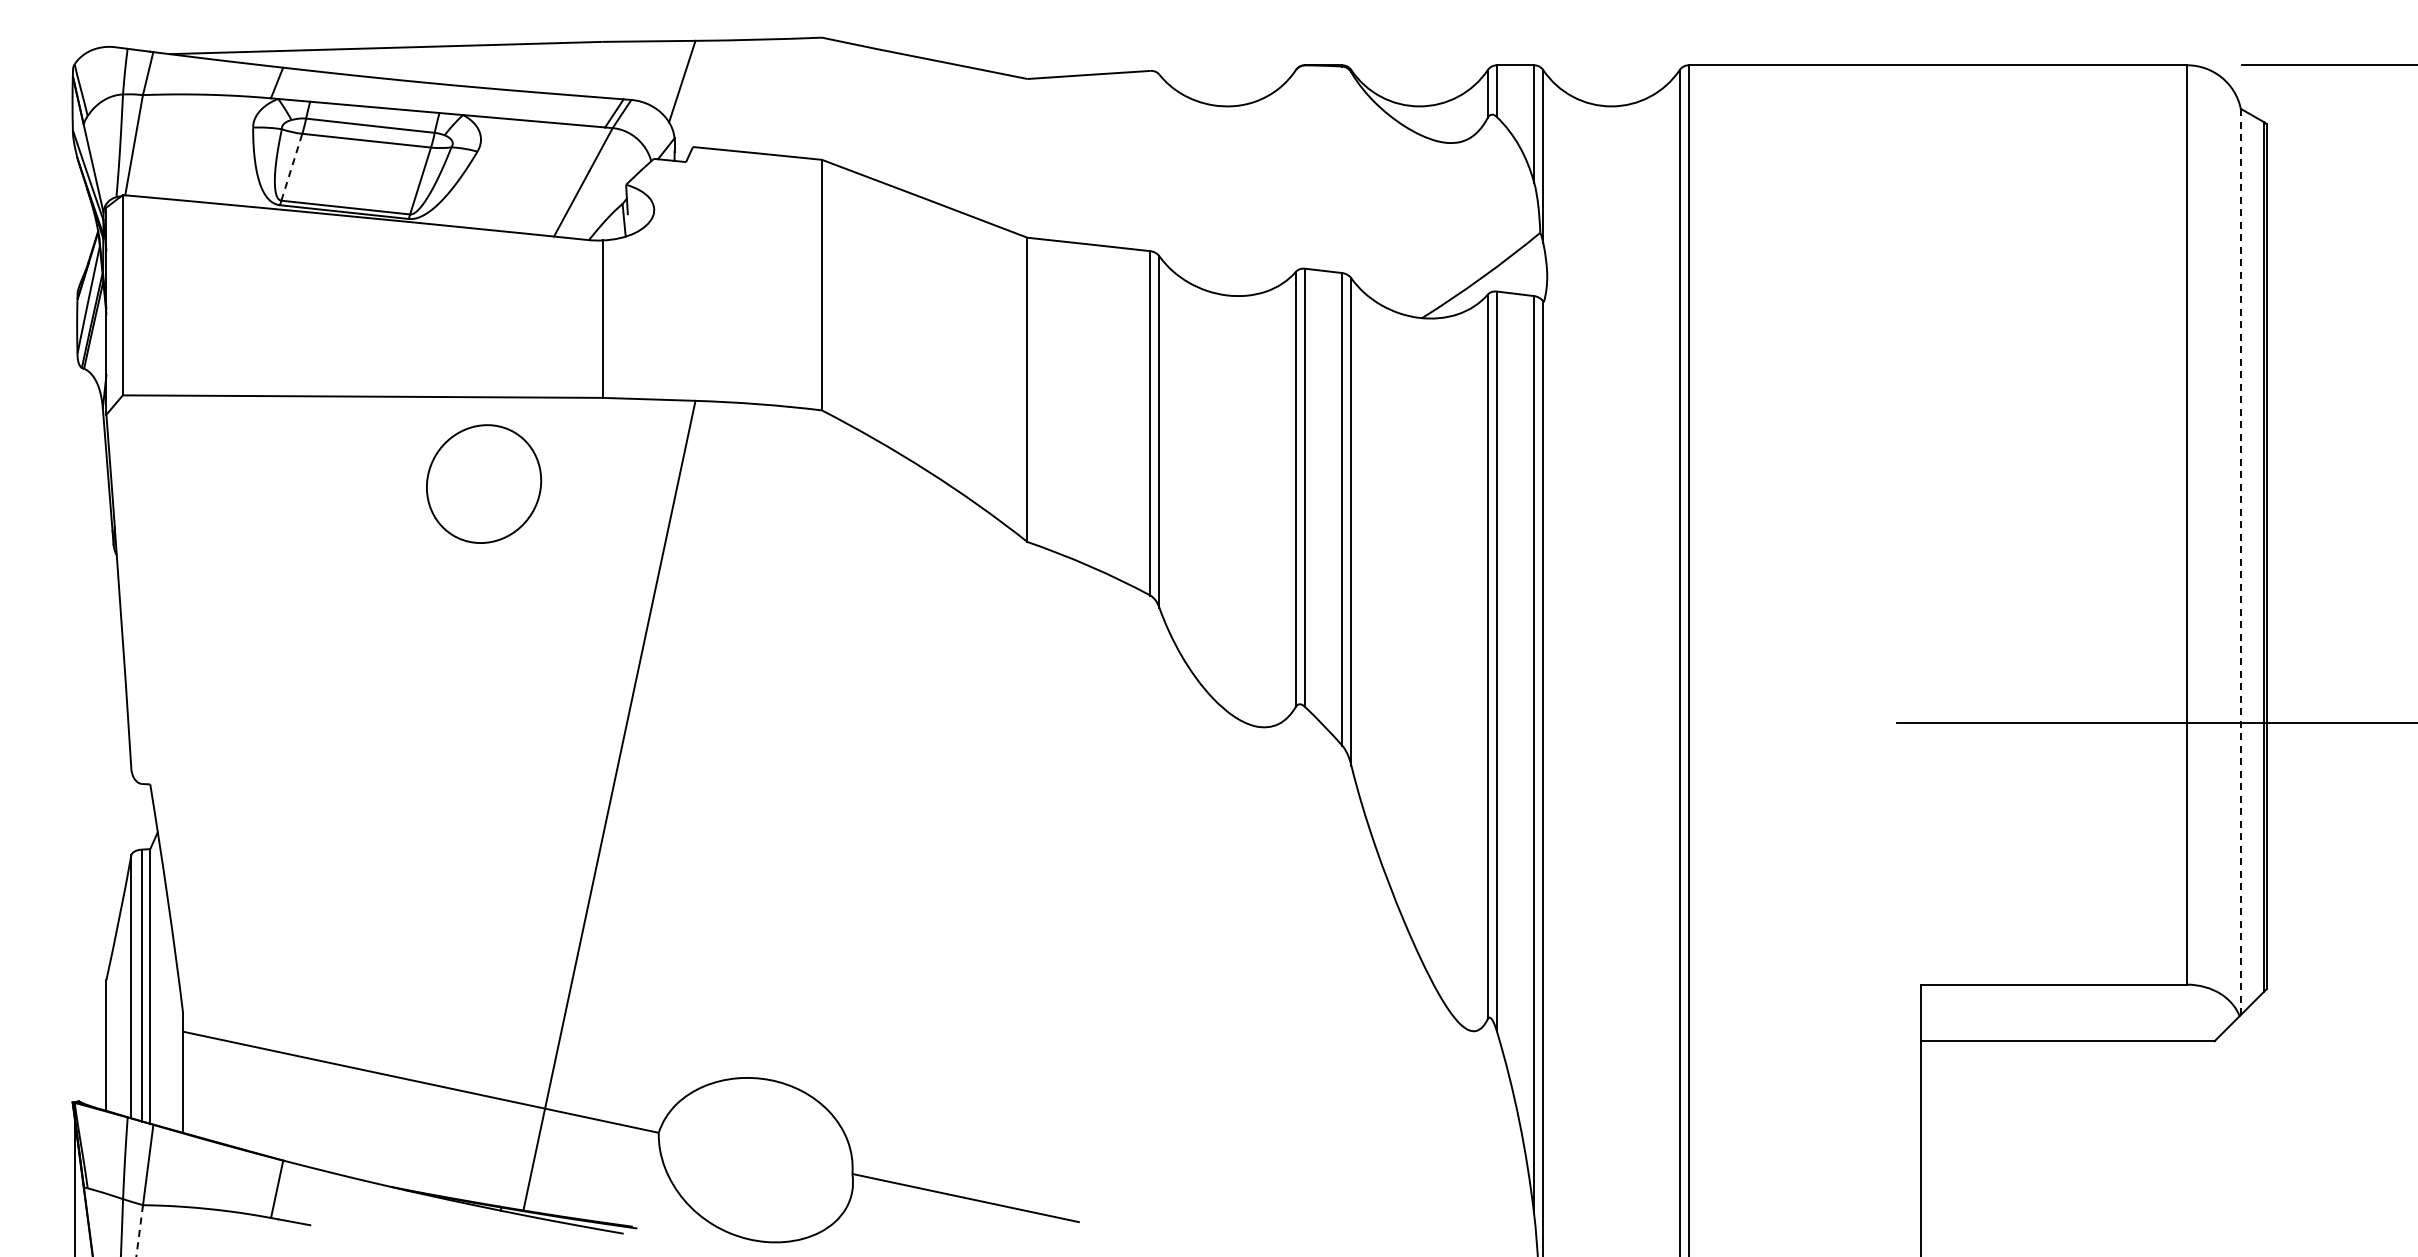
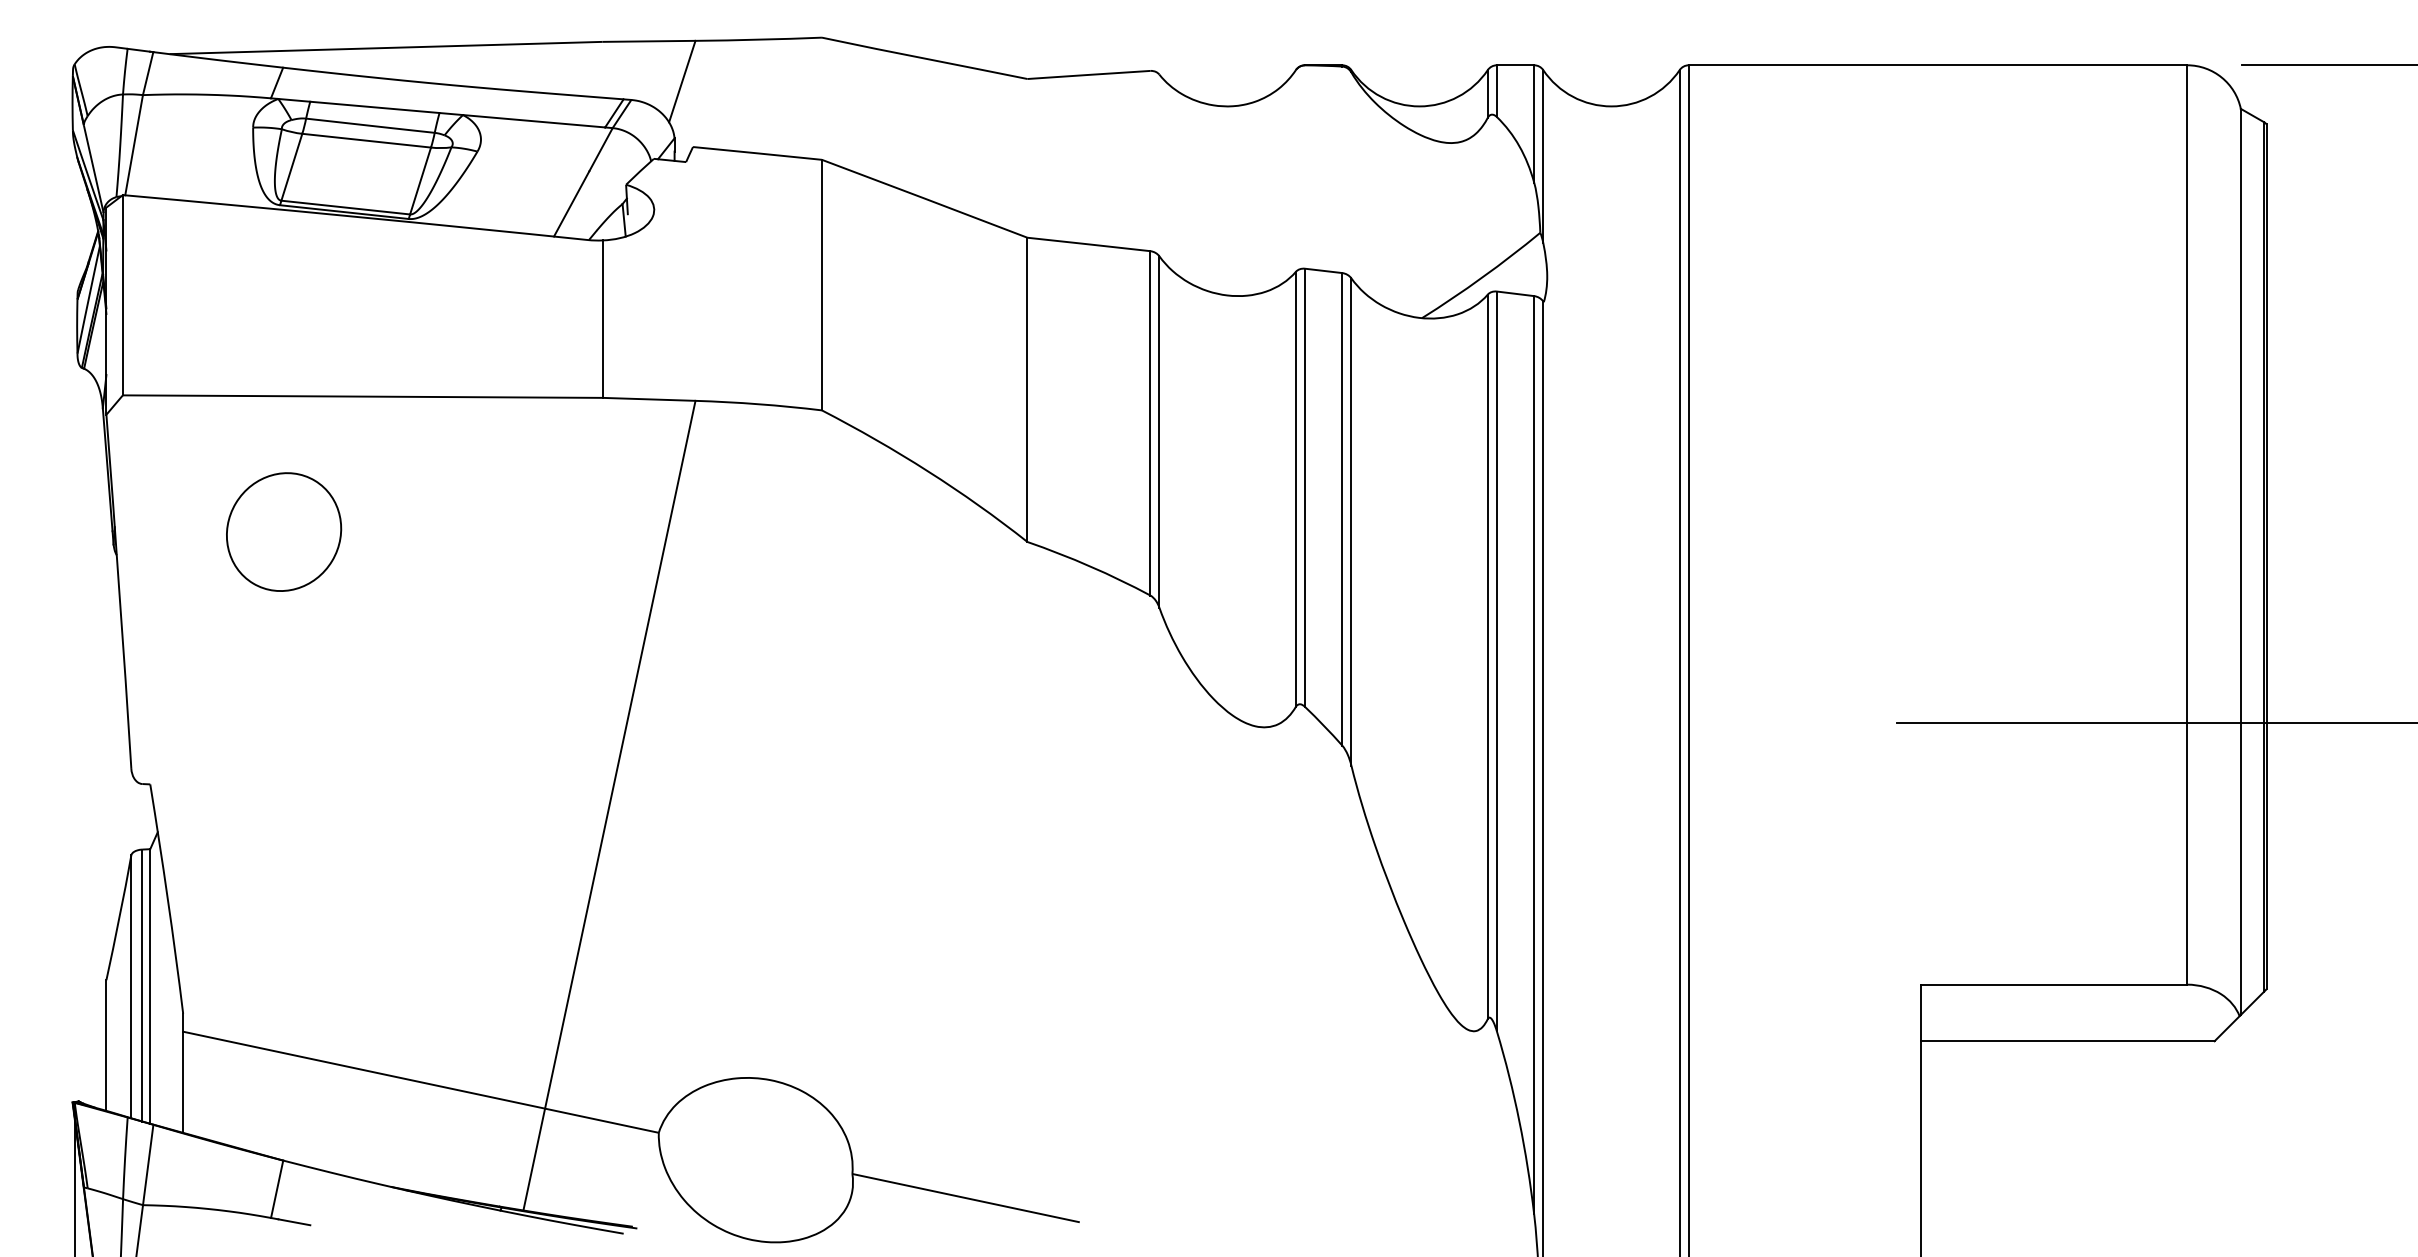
line: dashed -> solid (292, 166)
part position: (484, 483) -> (284, 531) (284, 531)
line: dashed -> solid (2240, 561)
line: dashed -> solid (139, 1230)
